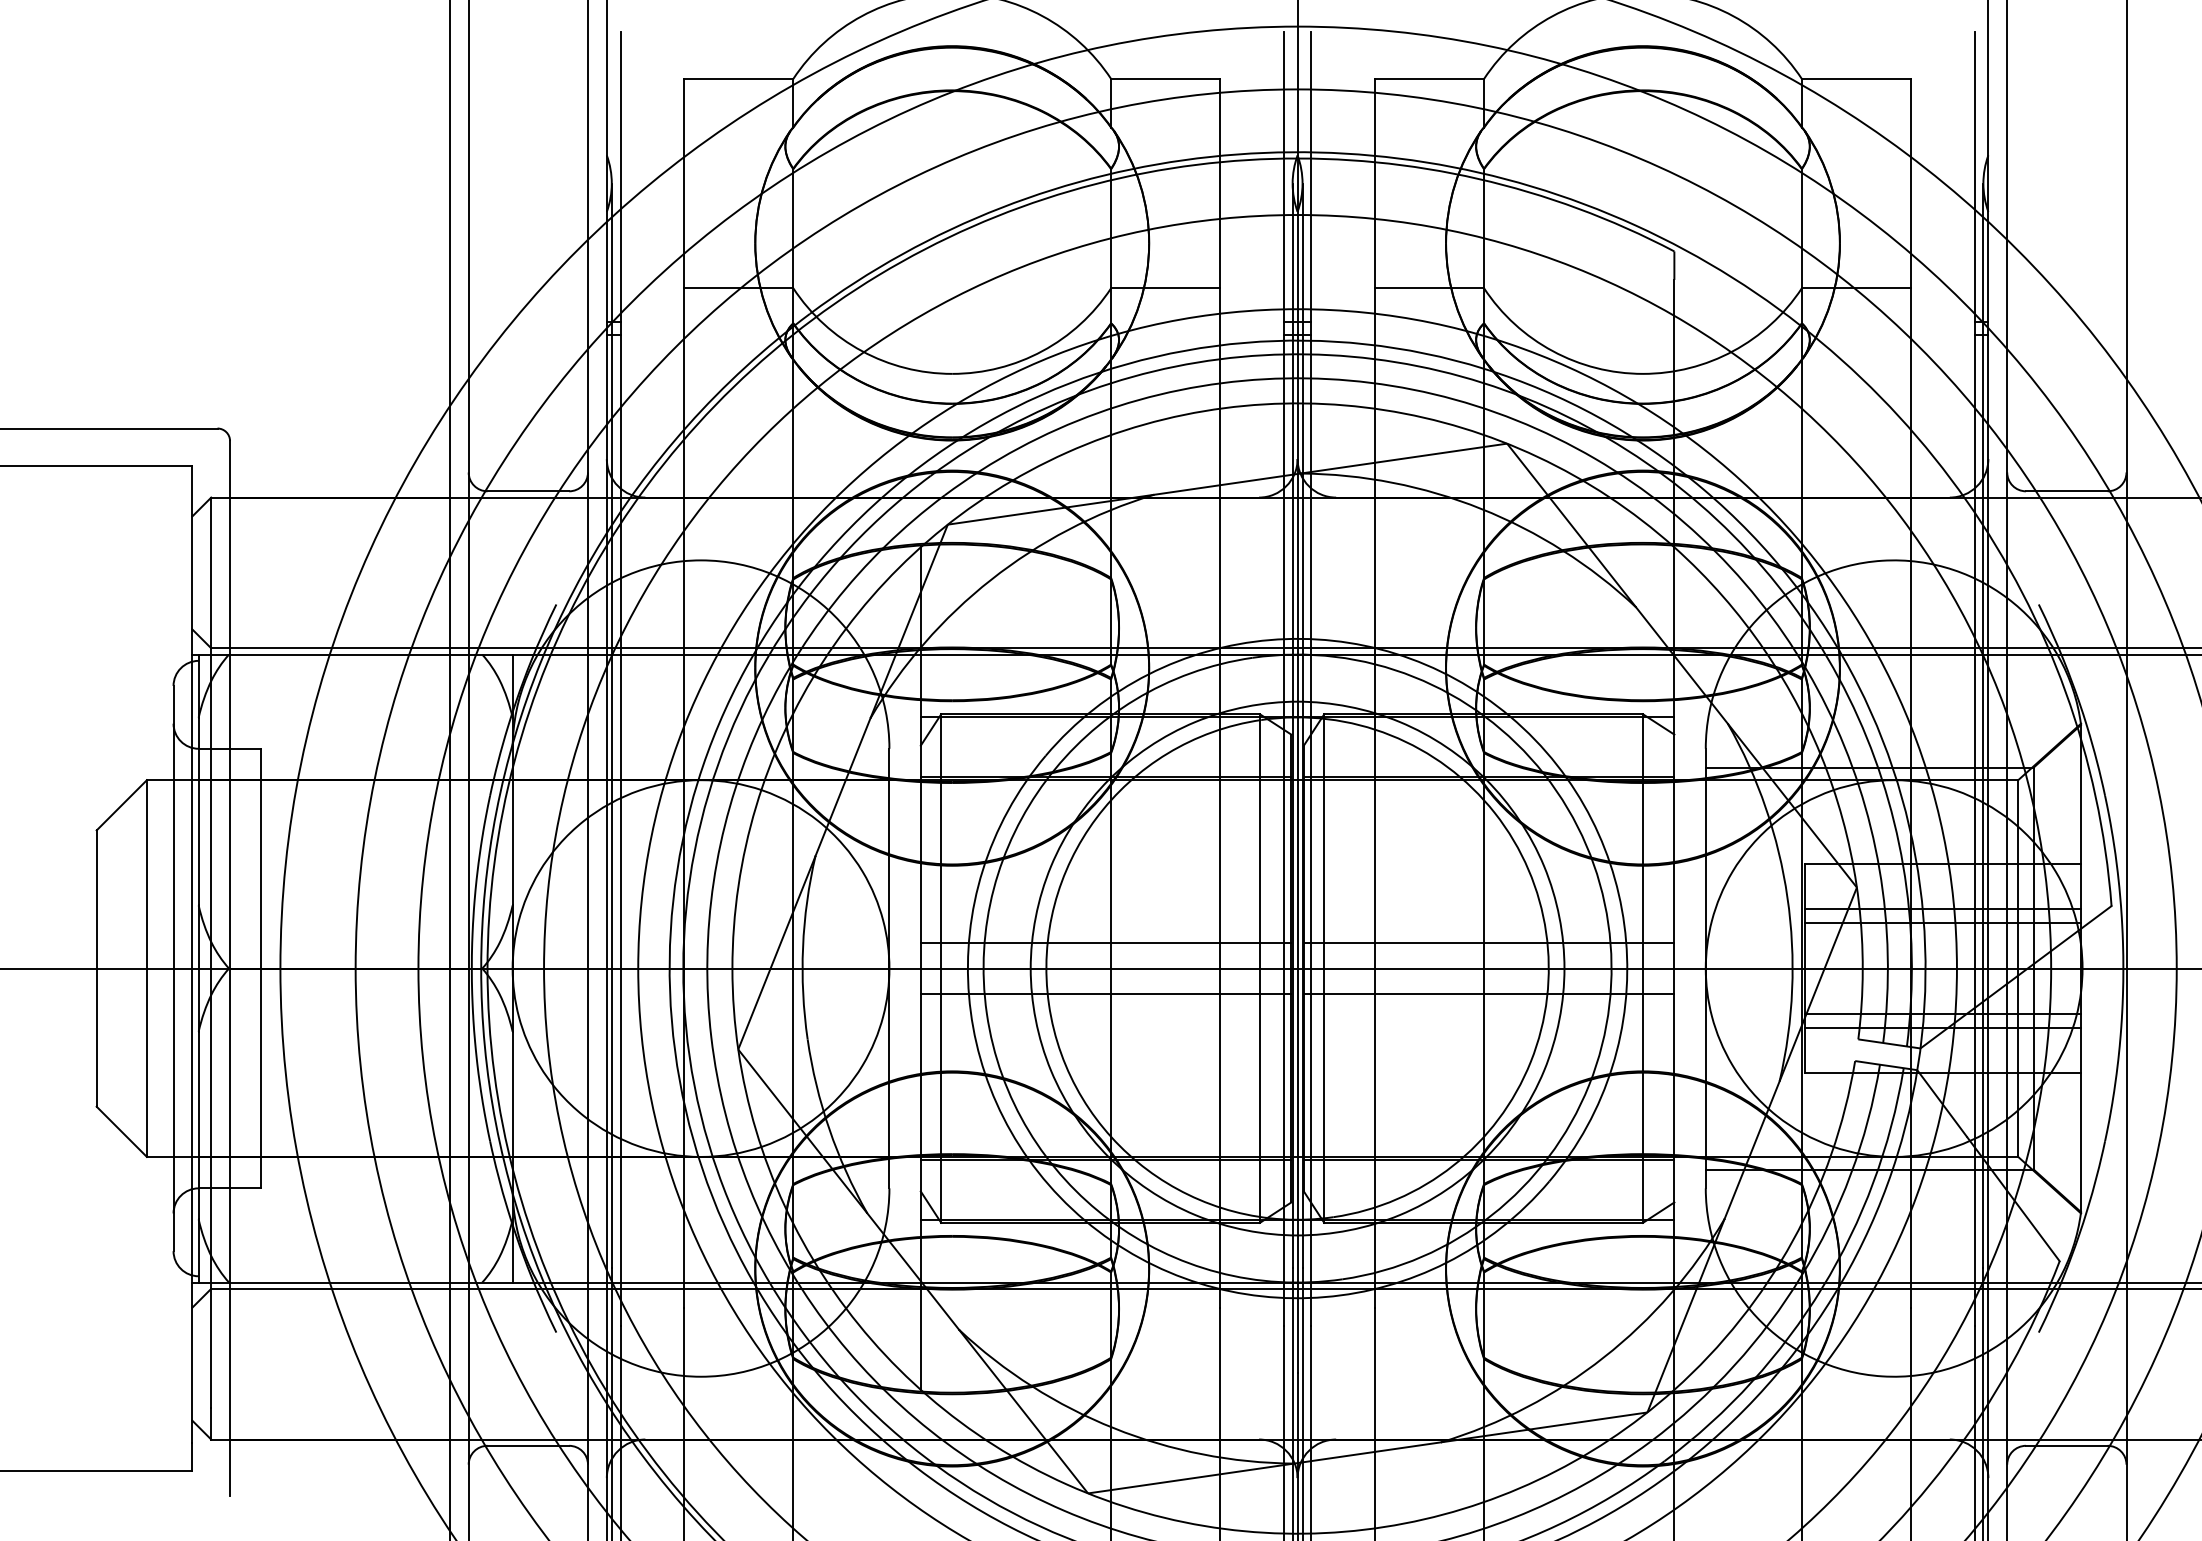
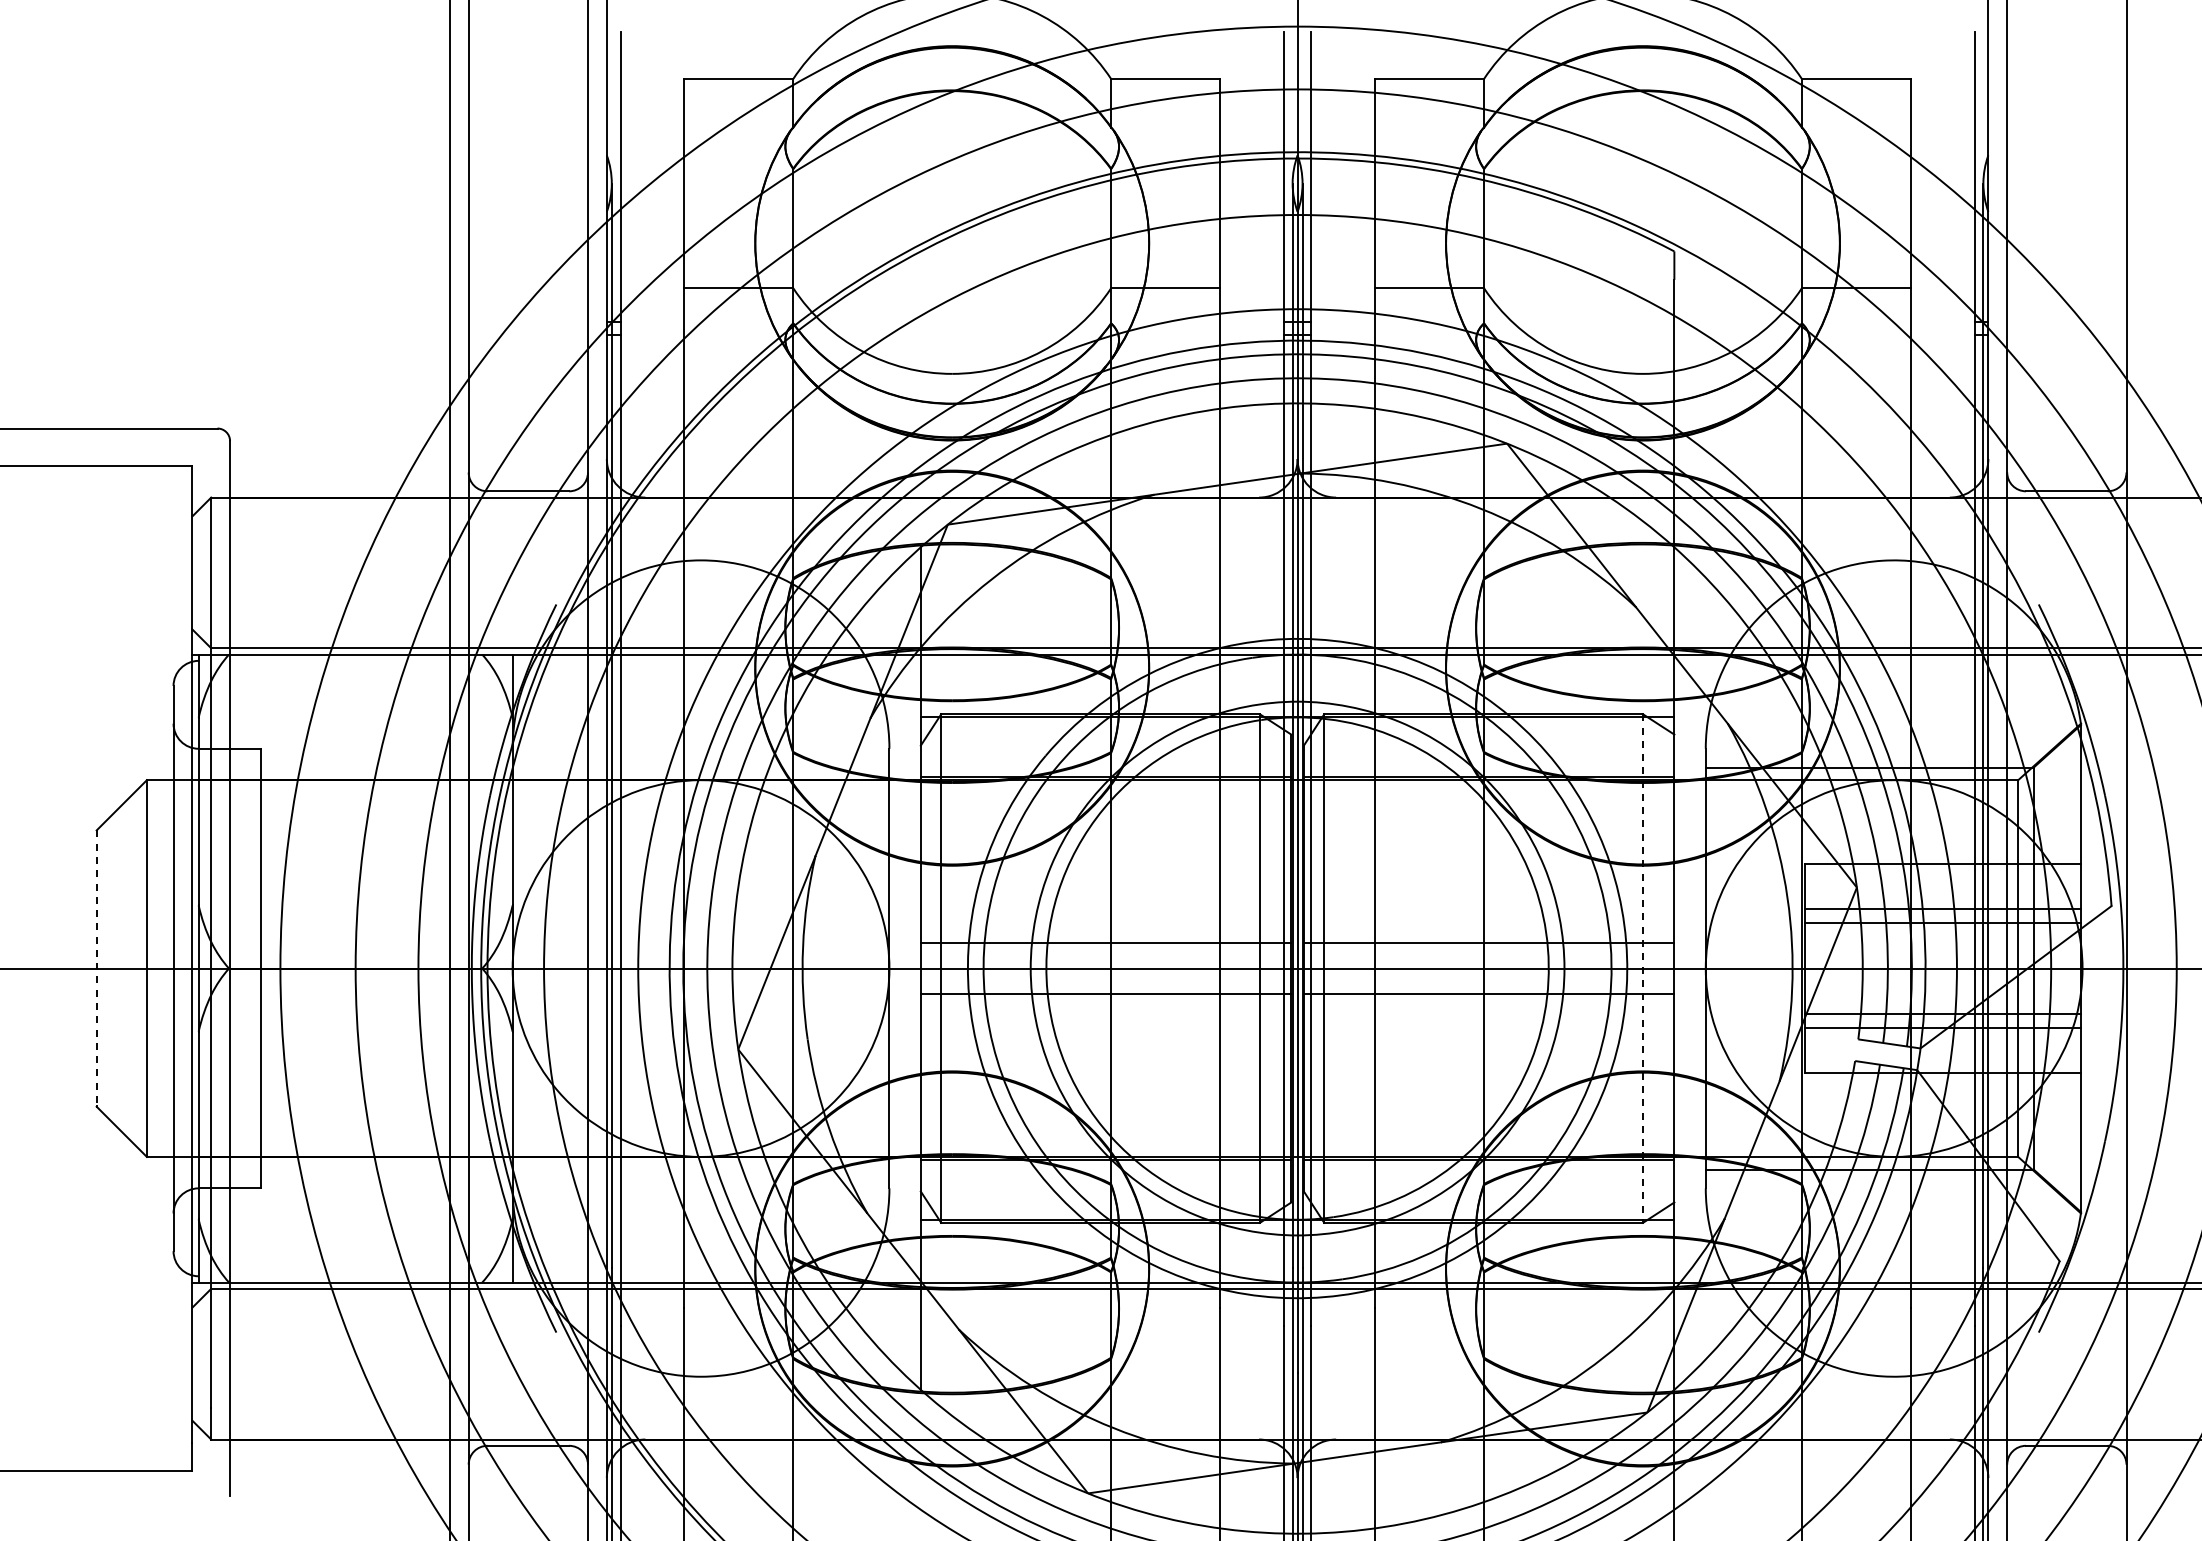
line: solid -> dashed (96, 968)
line: solid -> dashed (1642, 969)
